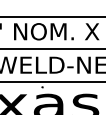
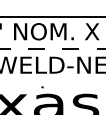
line: solid -> dashed (53, 49)
line: present -> none (52, 81)
